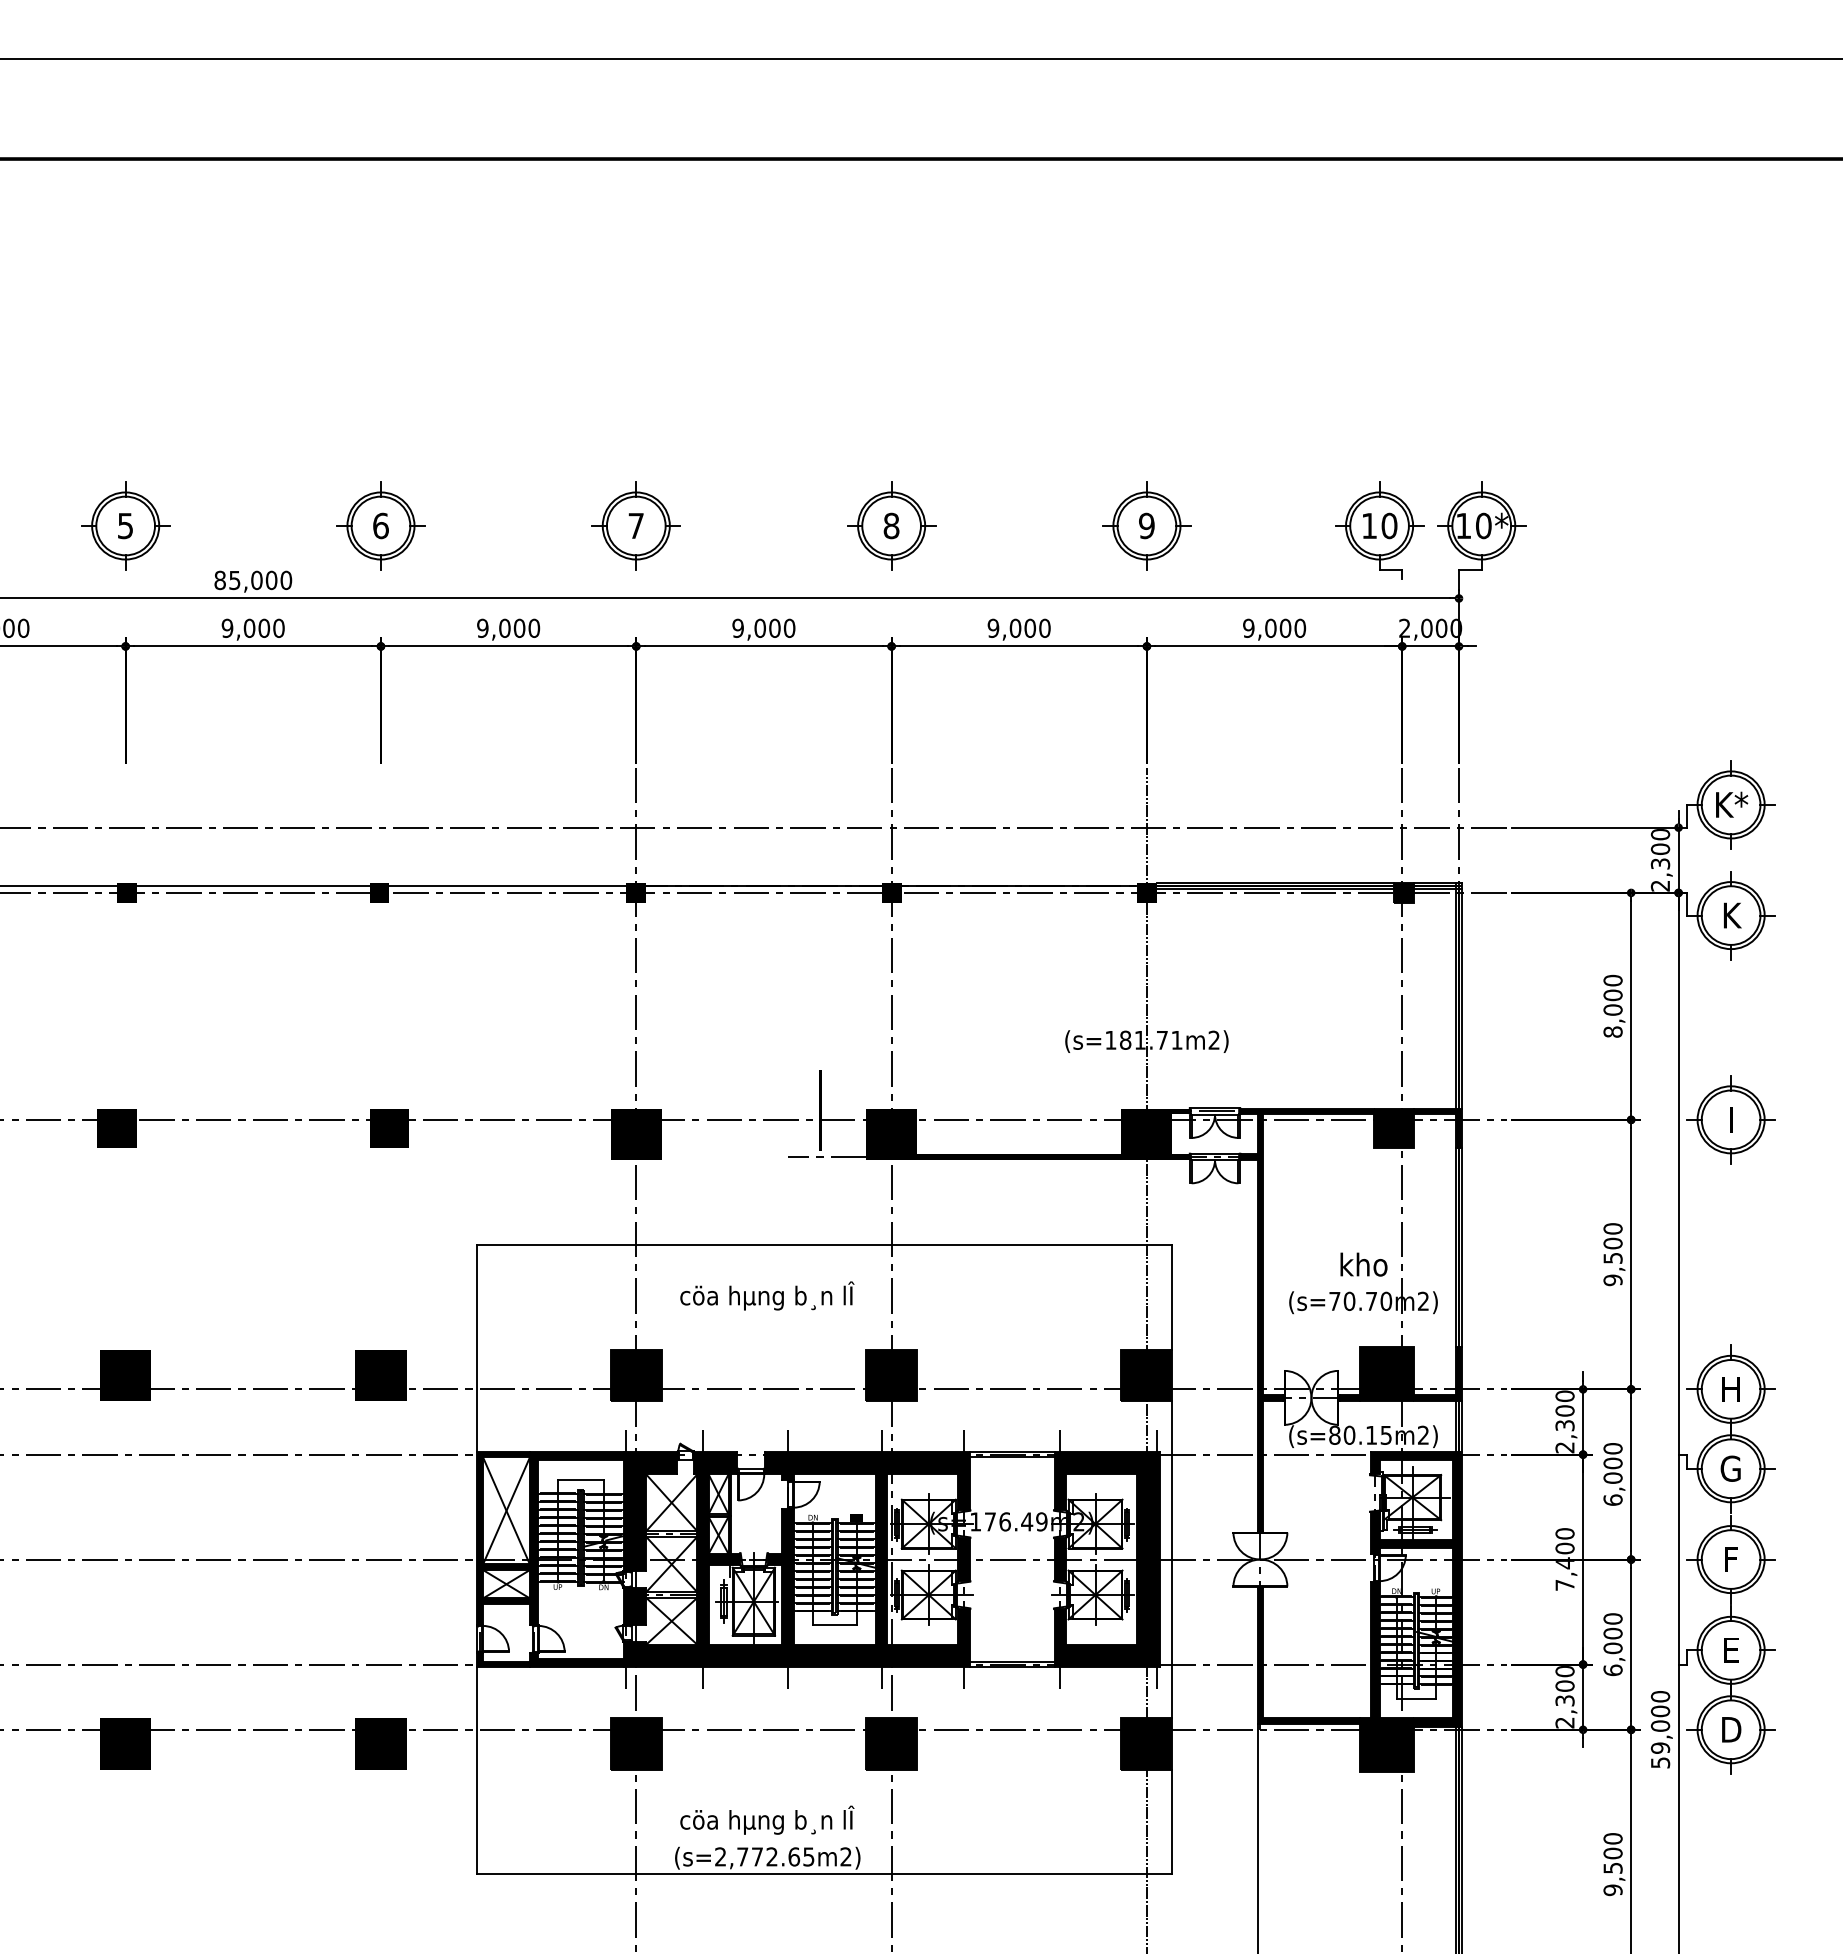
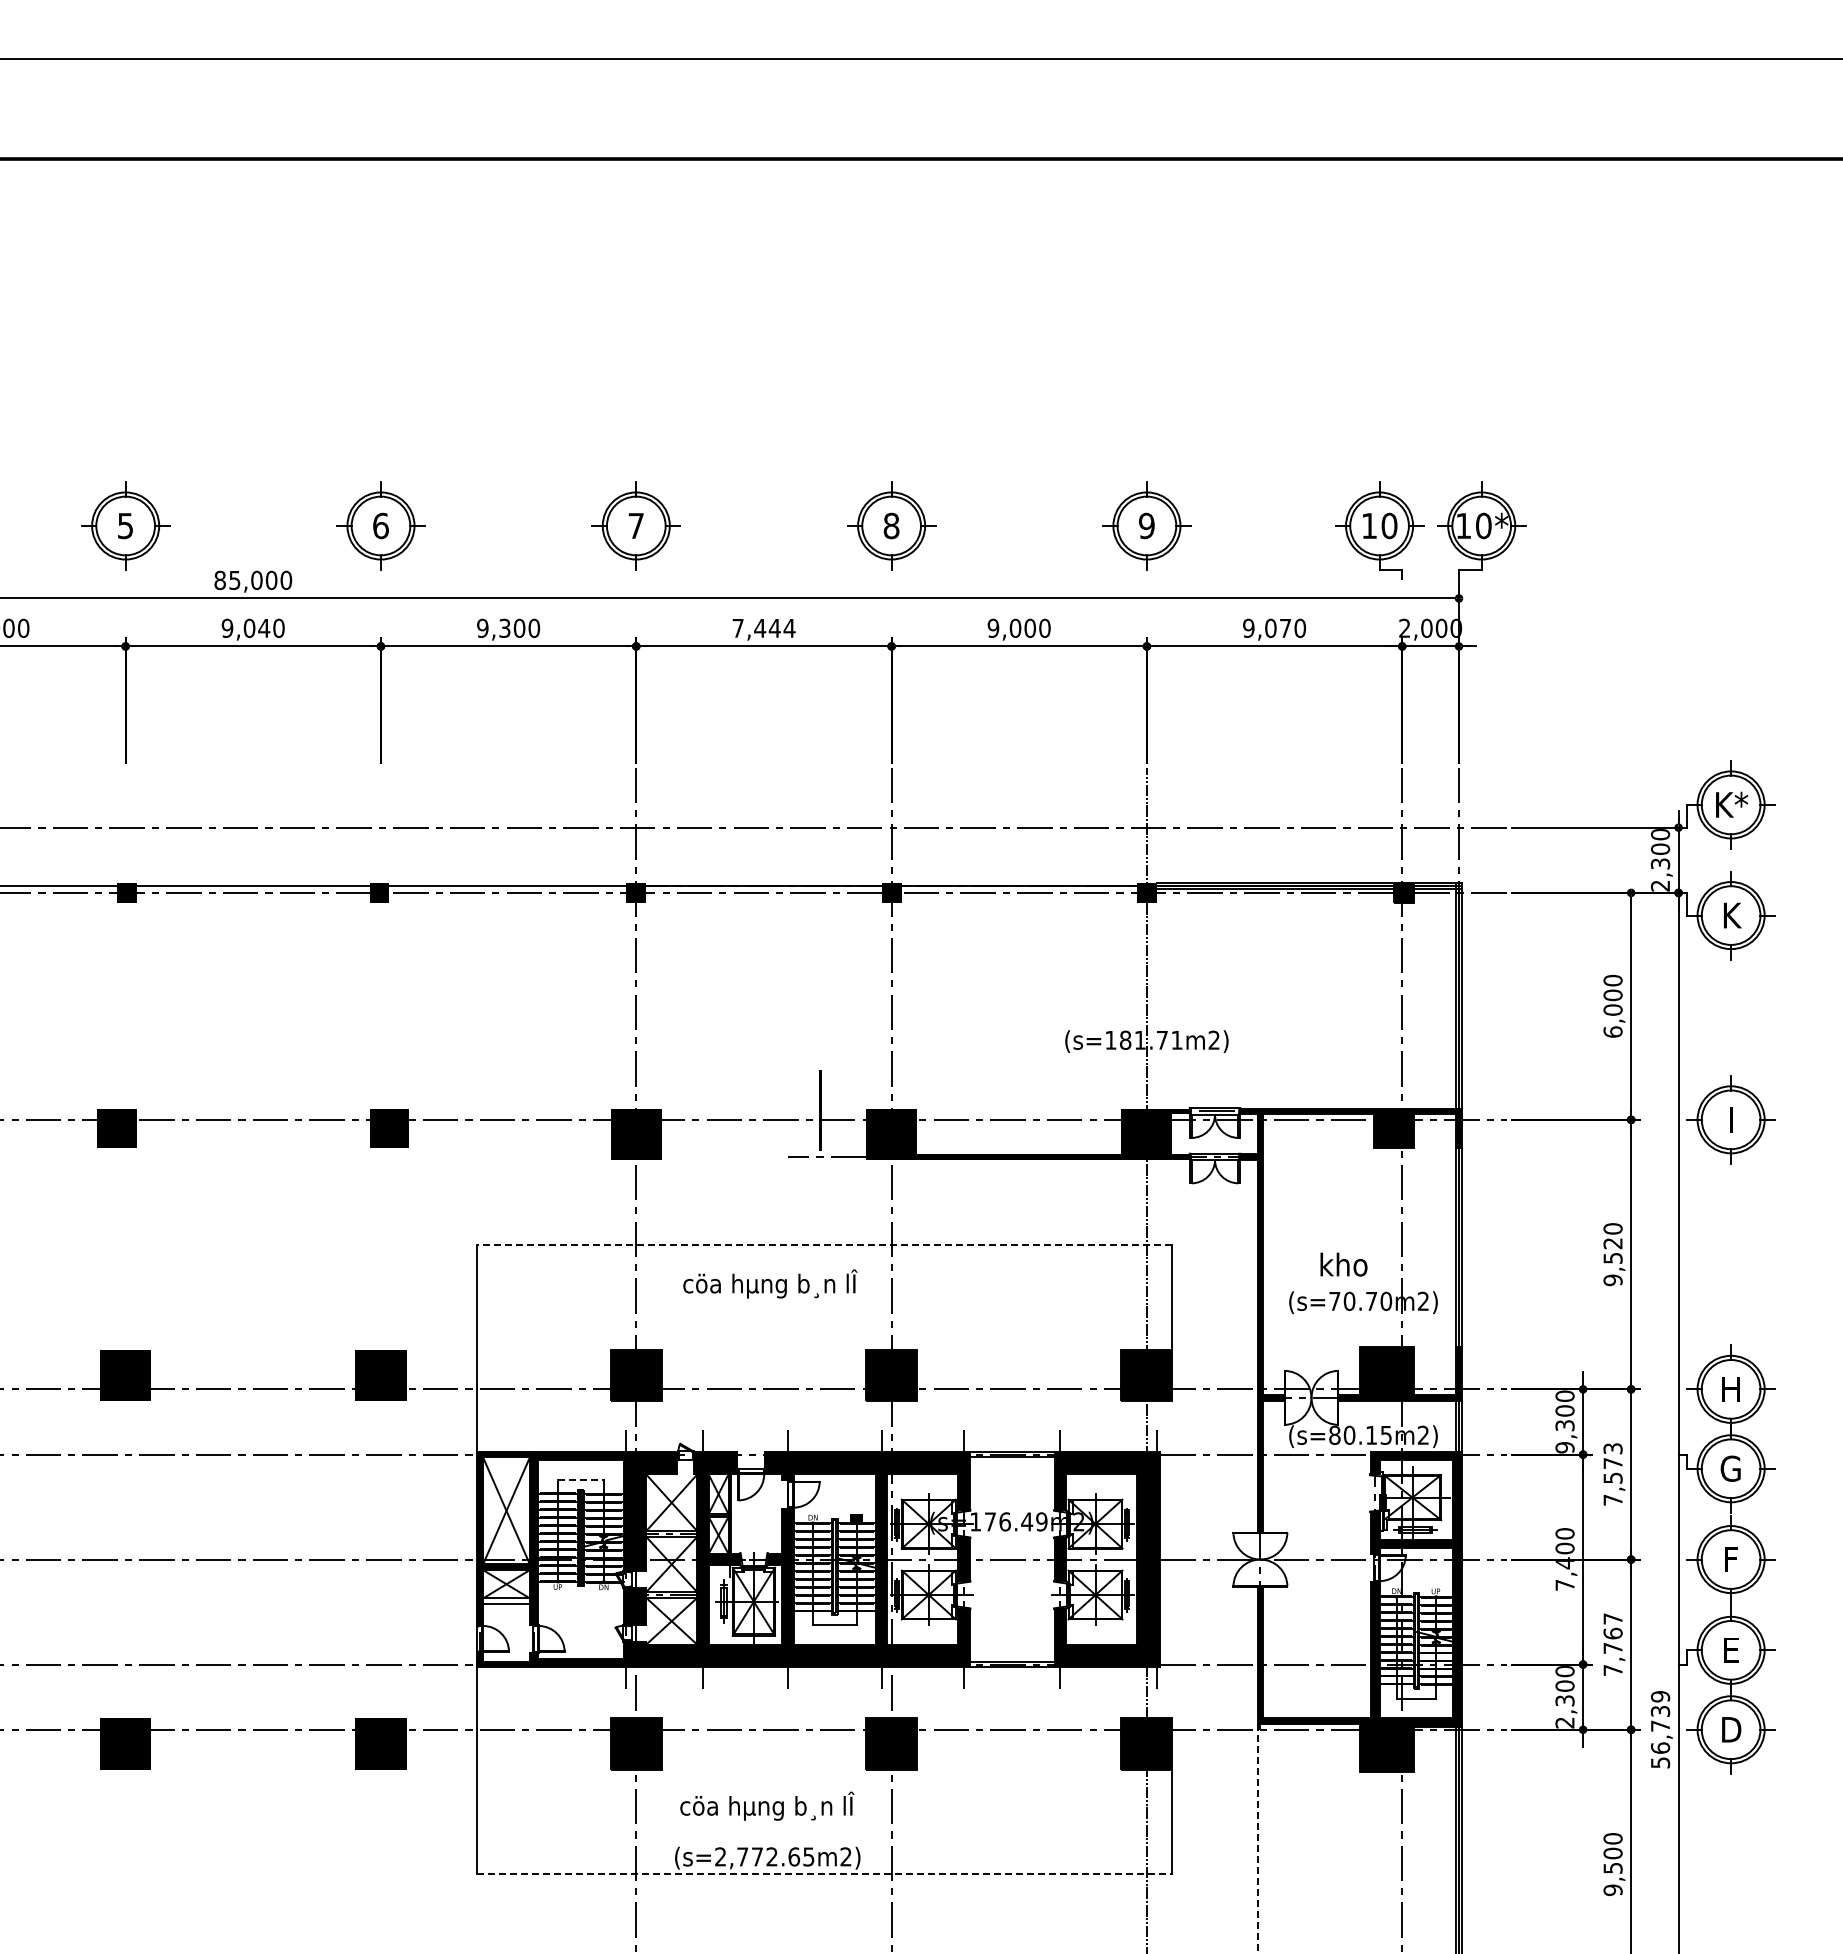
text: 9,000 -> 9,040 (264, 627)
text: 9,000 -> 7,444 (763, 627)
text: 9,000 -> 9,070 (1285, 627)
text: 9,000 -> 9,300 (504, 628)
text: 8,000 -> 6,000 (1612, 1031)
text: 9,500 -> 9,520 (1612, 1243)
line: solid -> dashed (824, 1244)
text position: (1363, 1264) -> (1343, 1264) (1343, 1264)
text position: (767, 1295) -> (770, 1283) (770, 1283)
text: 2,300 -> 9,300 (1564, 1447)
text: 6,000 -> 7,573 (1612, 1474)
line: solid -> dashed (580, 1480)
line: present -> none (1172, 1559)
fill: present -> none (506, 1601)
text: 6,000 -> 7,767 (1612, 1644)
text: 59,000 -> 56,739 (1660, 1722)
text position: (767, 1819) -> (767, 1805) (767, 1805)
line: solid -> dashed (1257, 1838)
line: solid -> dashed (824, 1874)
